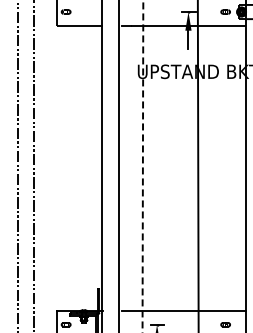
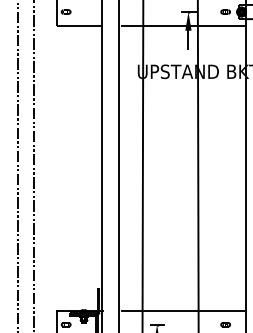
line: dashed -> solid (142, 166)
